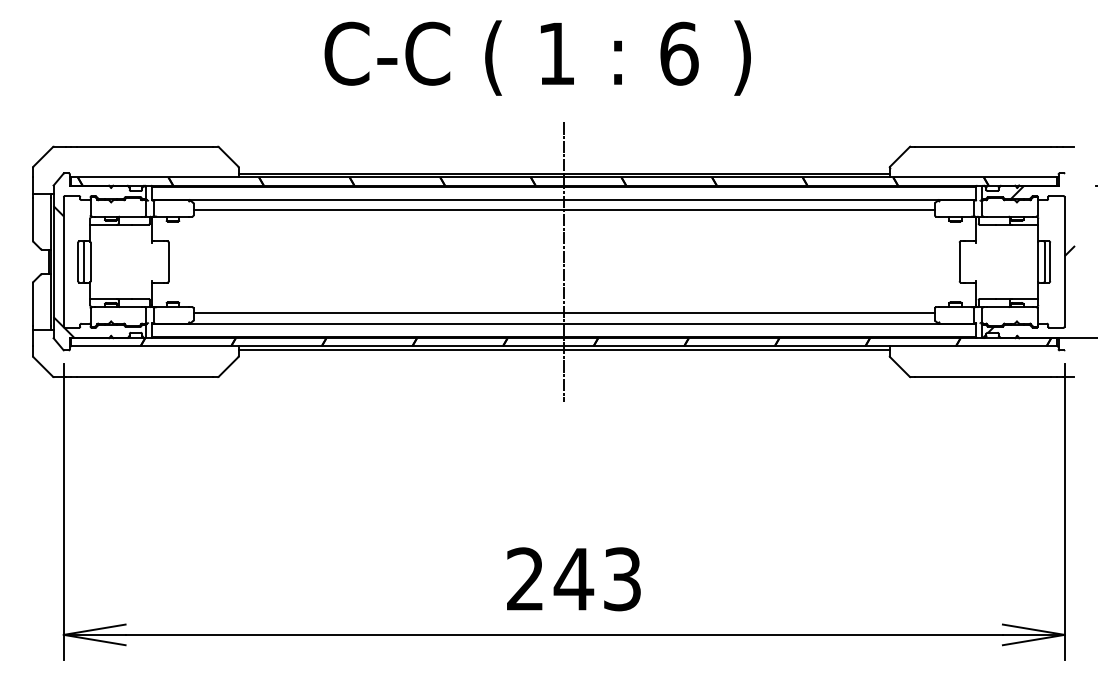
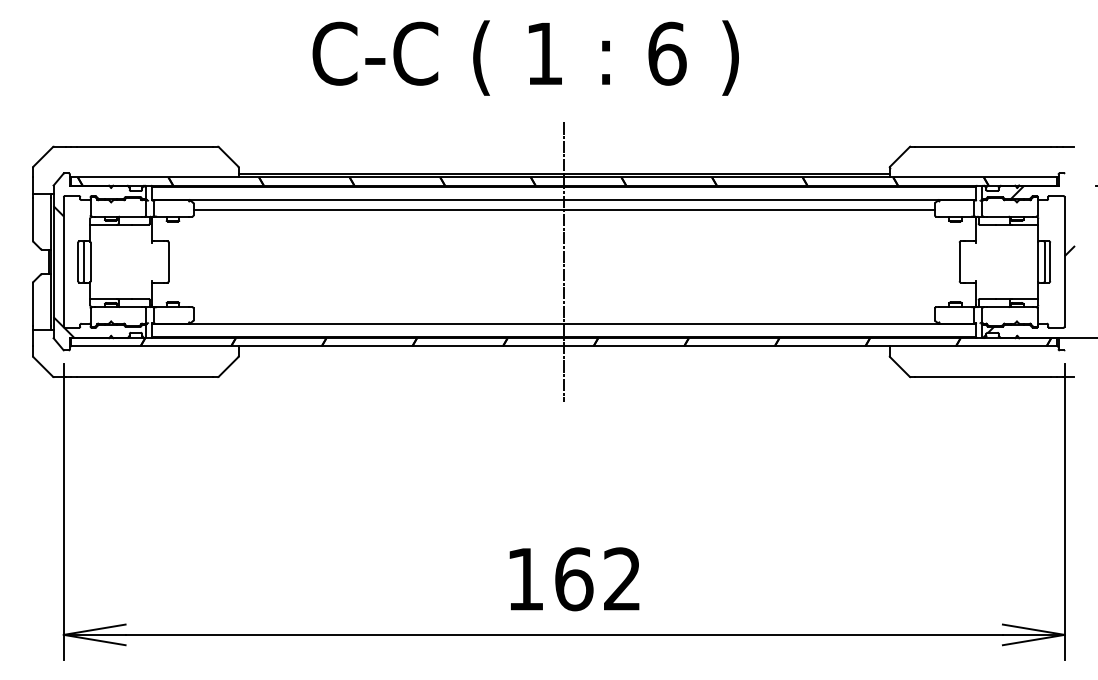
text position: (537, 57) -> (525, 57) (525, 57)
line: present -> none (563, 313)
line: present -> none (563, 349)
text: 243 -> 162 (573, 579)
